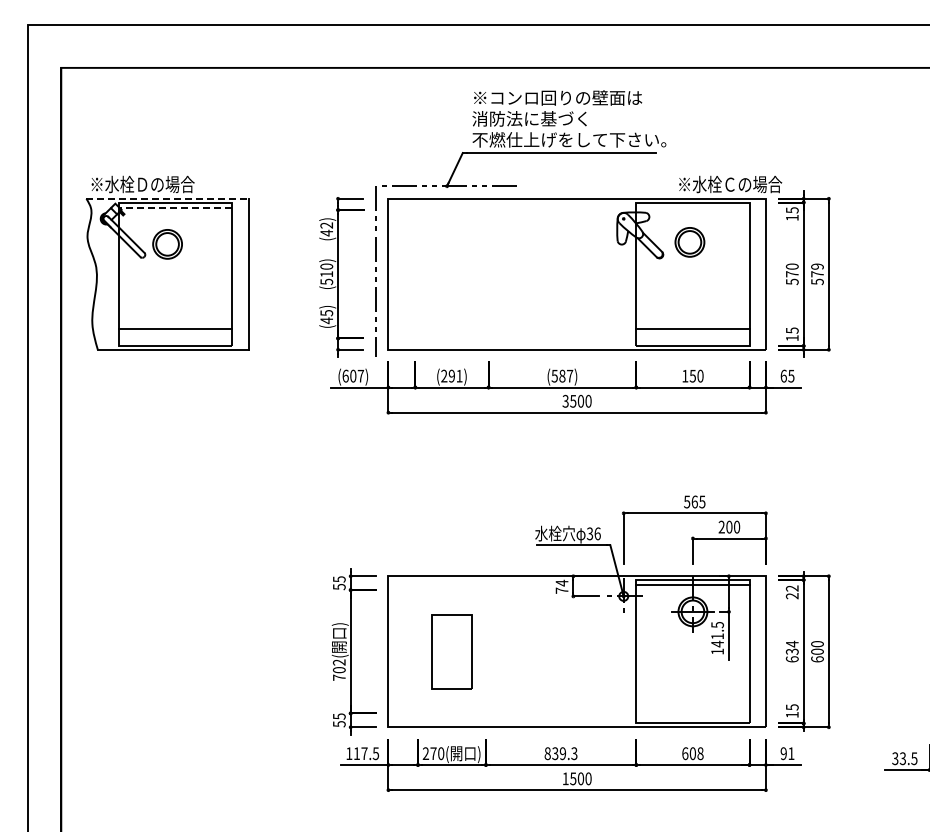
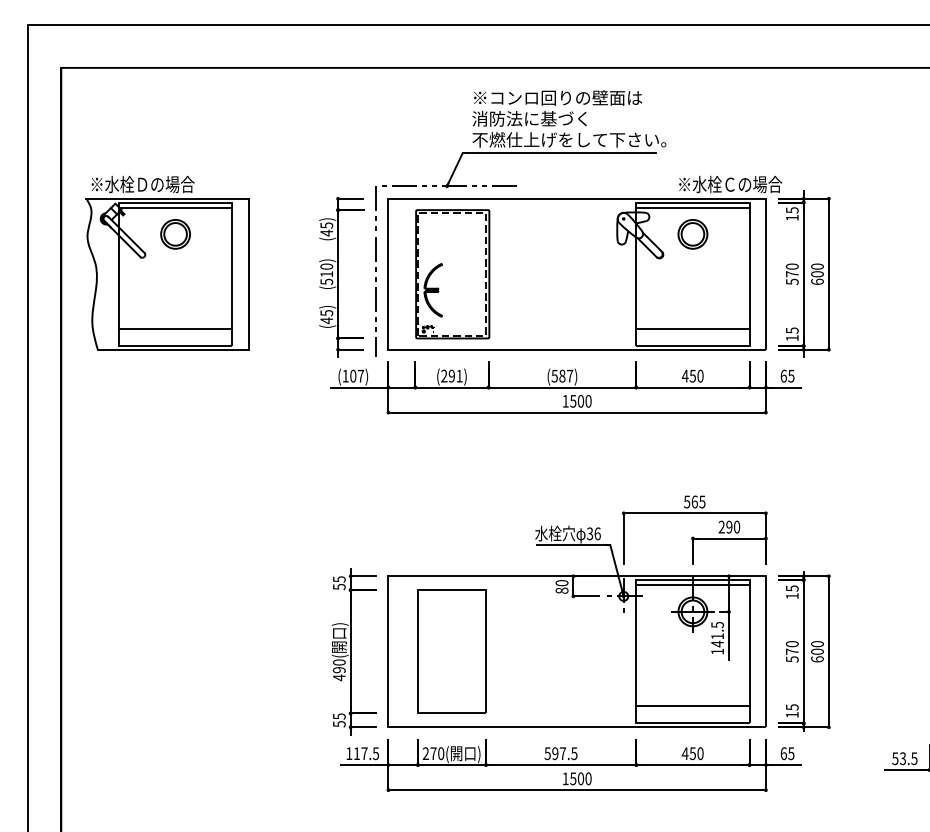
line: dashed -> solid (168, 198)
line: dashed -> solid (175, 207)
line: none -> present (692, 207)
text: (42) -> (45) (326, 225)
part position: (689, 242) -> (692, 234) (692, 234)
part position: (167, 244) -> (175, 234) (175, 234)
part: none -> present (452, 274)
text: 579 -> 600 (817, 274)
text: (607) -> (107) (345, 375)
text: 150 -> 450 (684, 376)
text: 3500 -> 1500 (565, 400)
text: 200 -> 290 (729, 527)
text: 74 -> 80 (561, 586)
text: 22 -> 15 (791, 592)
part size: 42x76 px -> 70x125 px (451, 651)
text: 634 -> 570 (791, 651)
text: 702( -> 490( (339, 670)
line: none -> present (692, 706)
text: 839.3 -> 597.5 (560, 753)
text: 608 -> 450 (692, 753)
text: 91 -> 65 (787, 753)
text: 33.5 -> 53.5 (895, 758)
